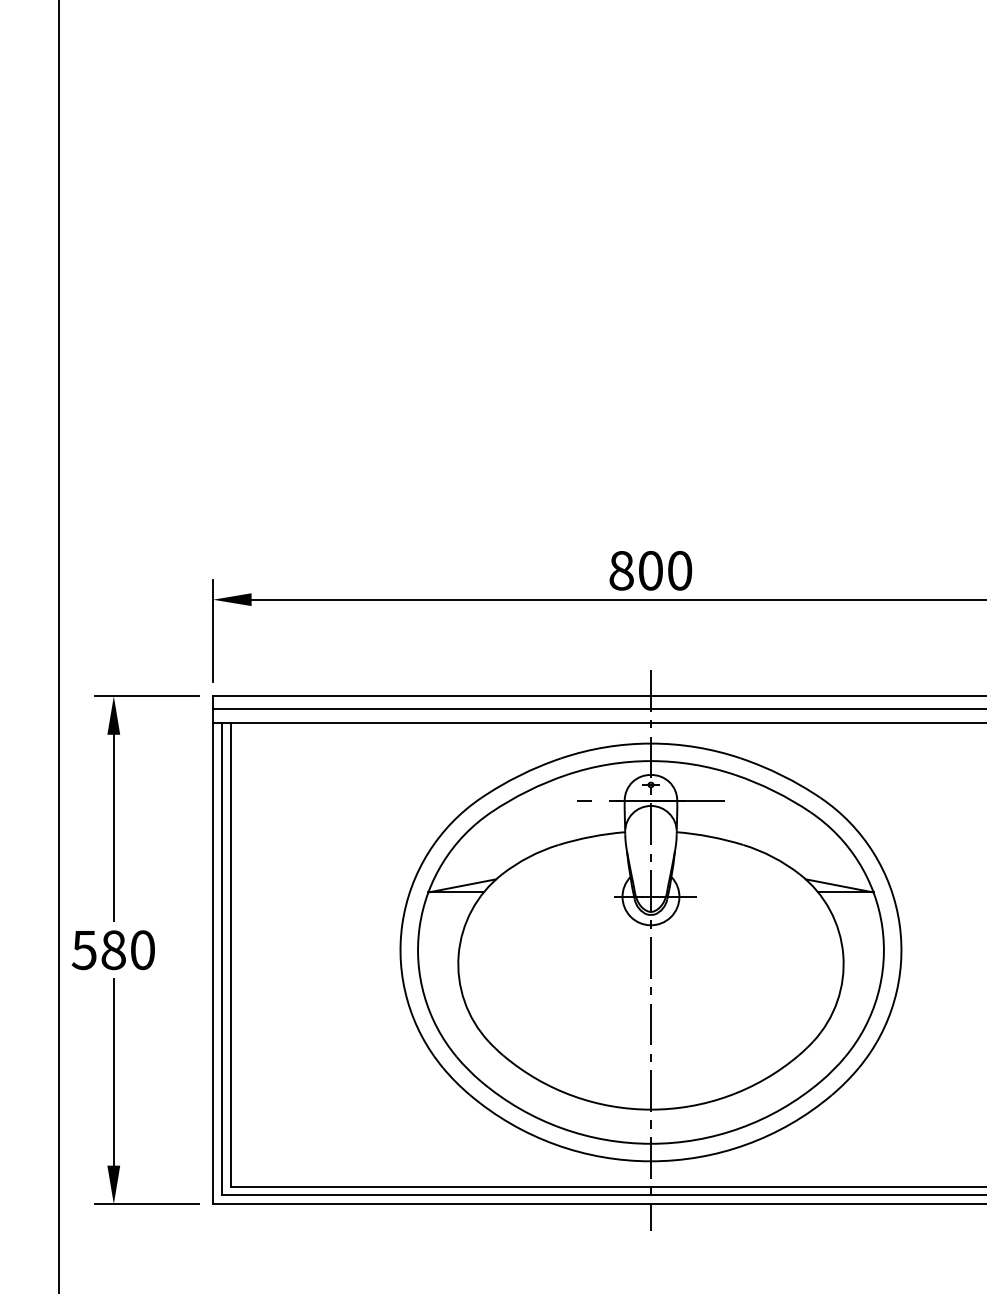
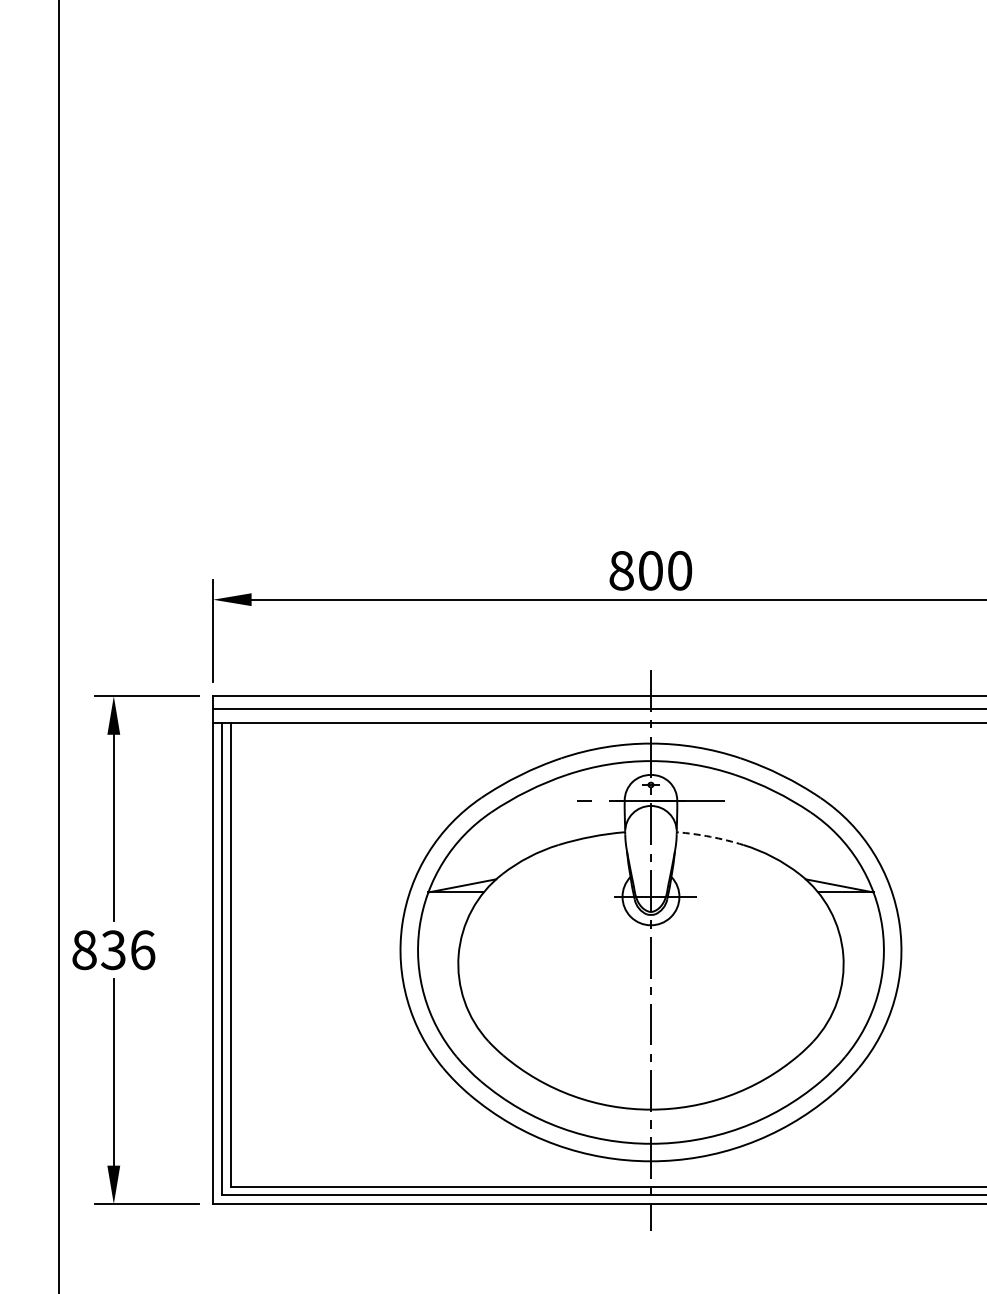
arc: solid -> dashed (710, 836)
text: 580 -> 836 (113, 950)
